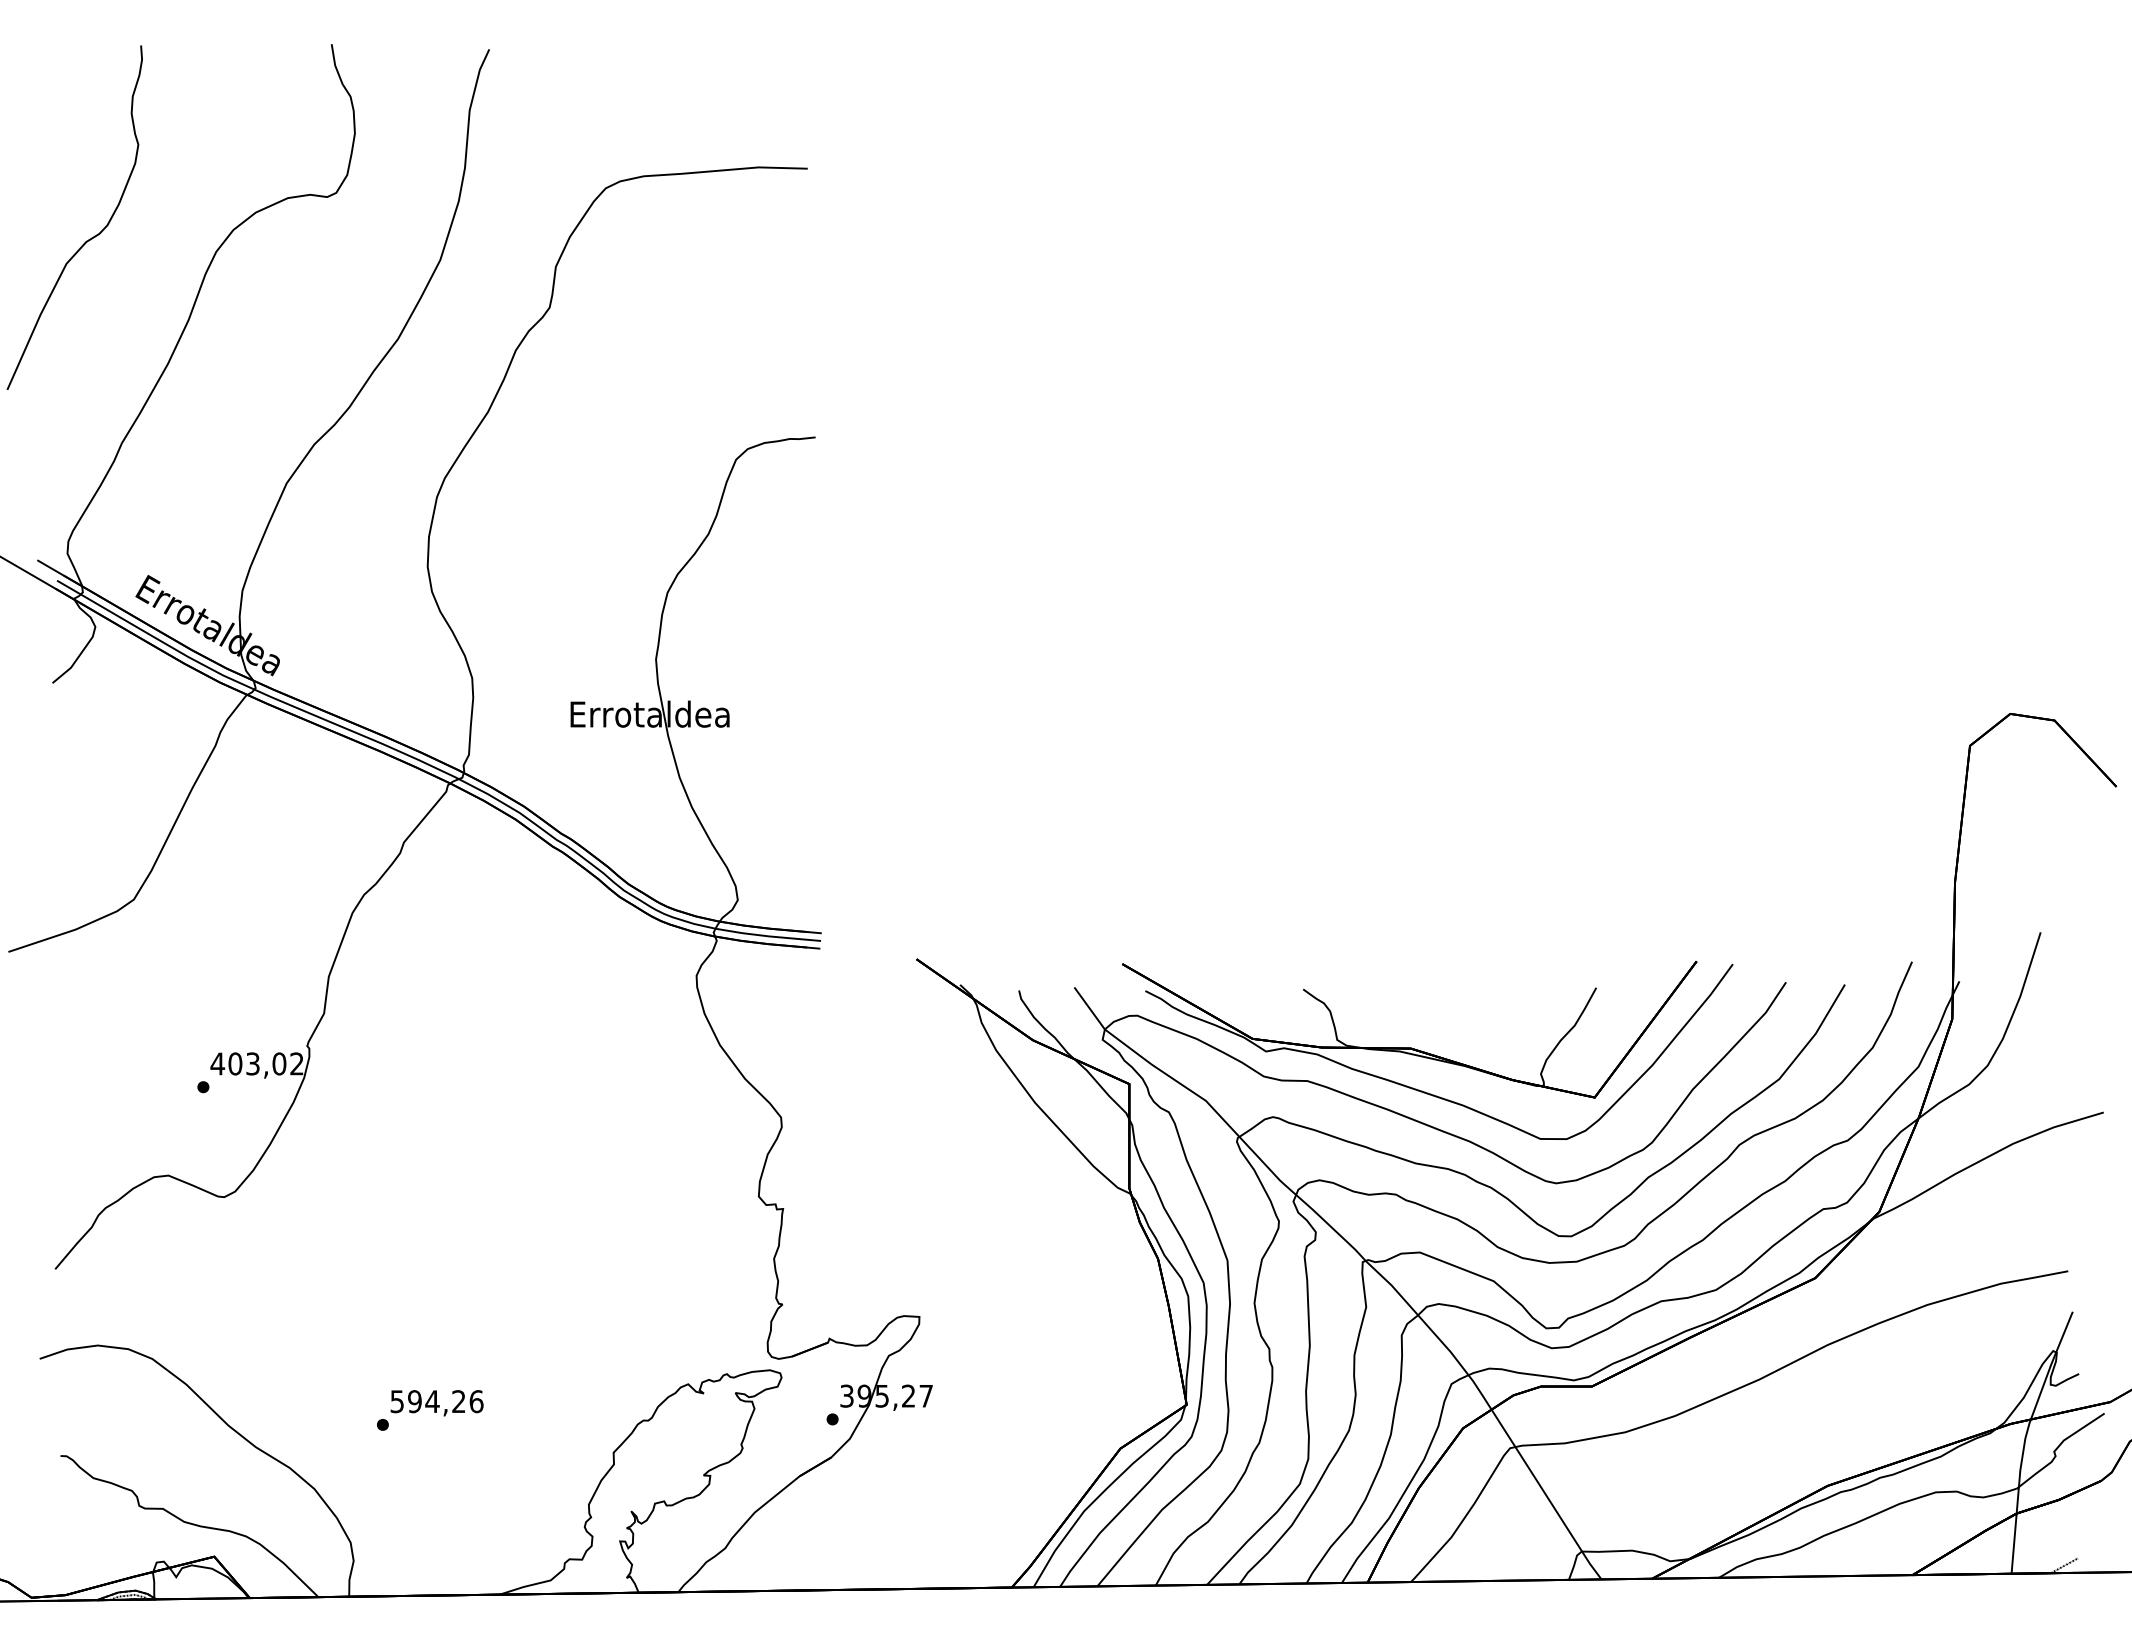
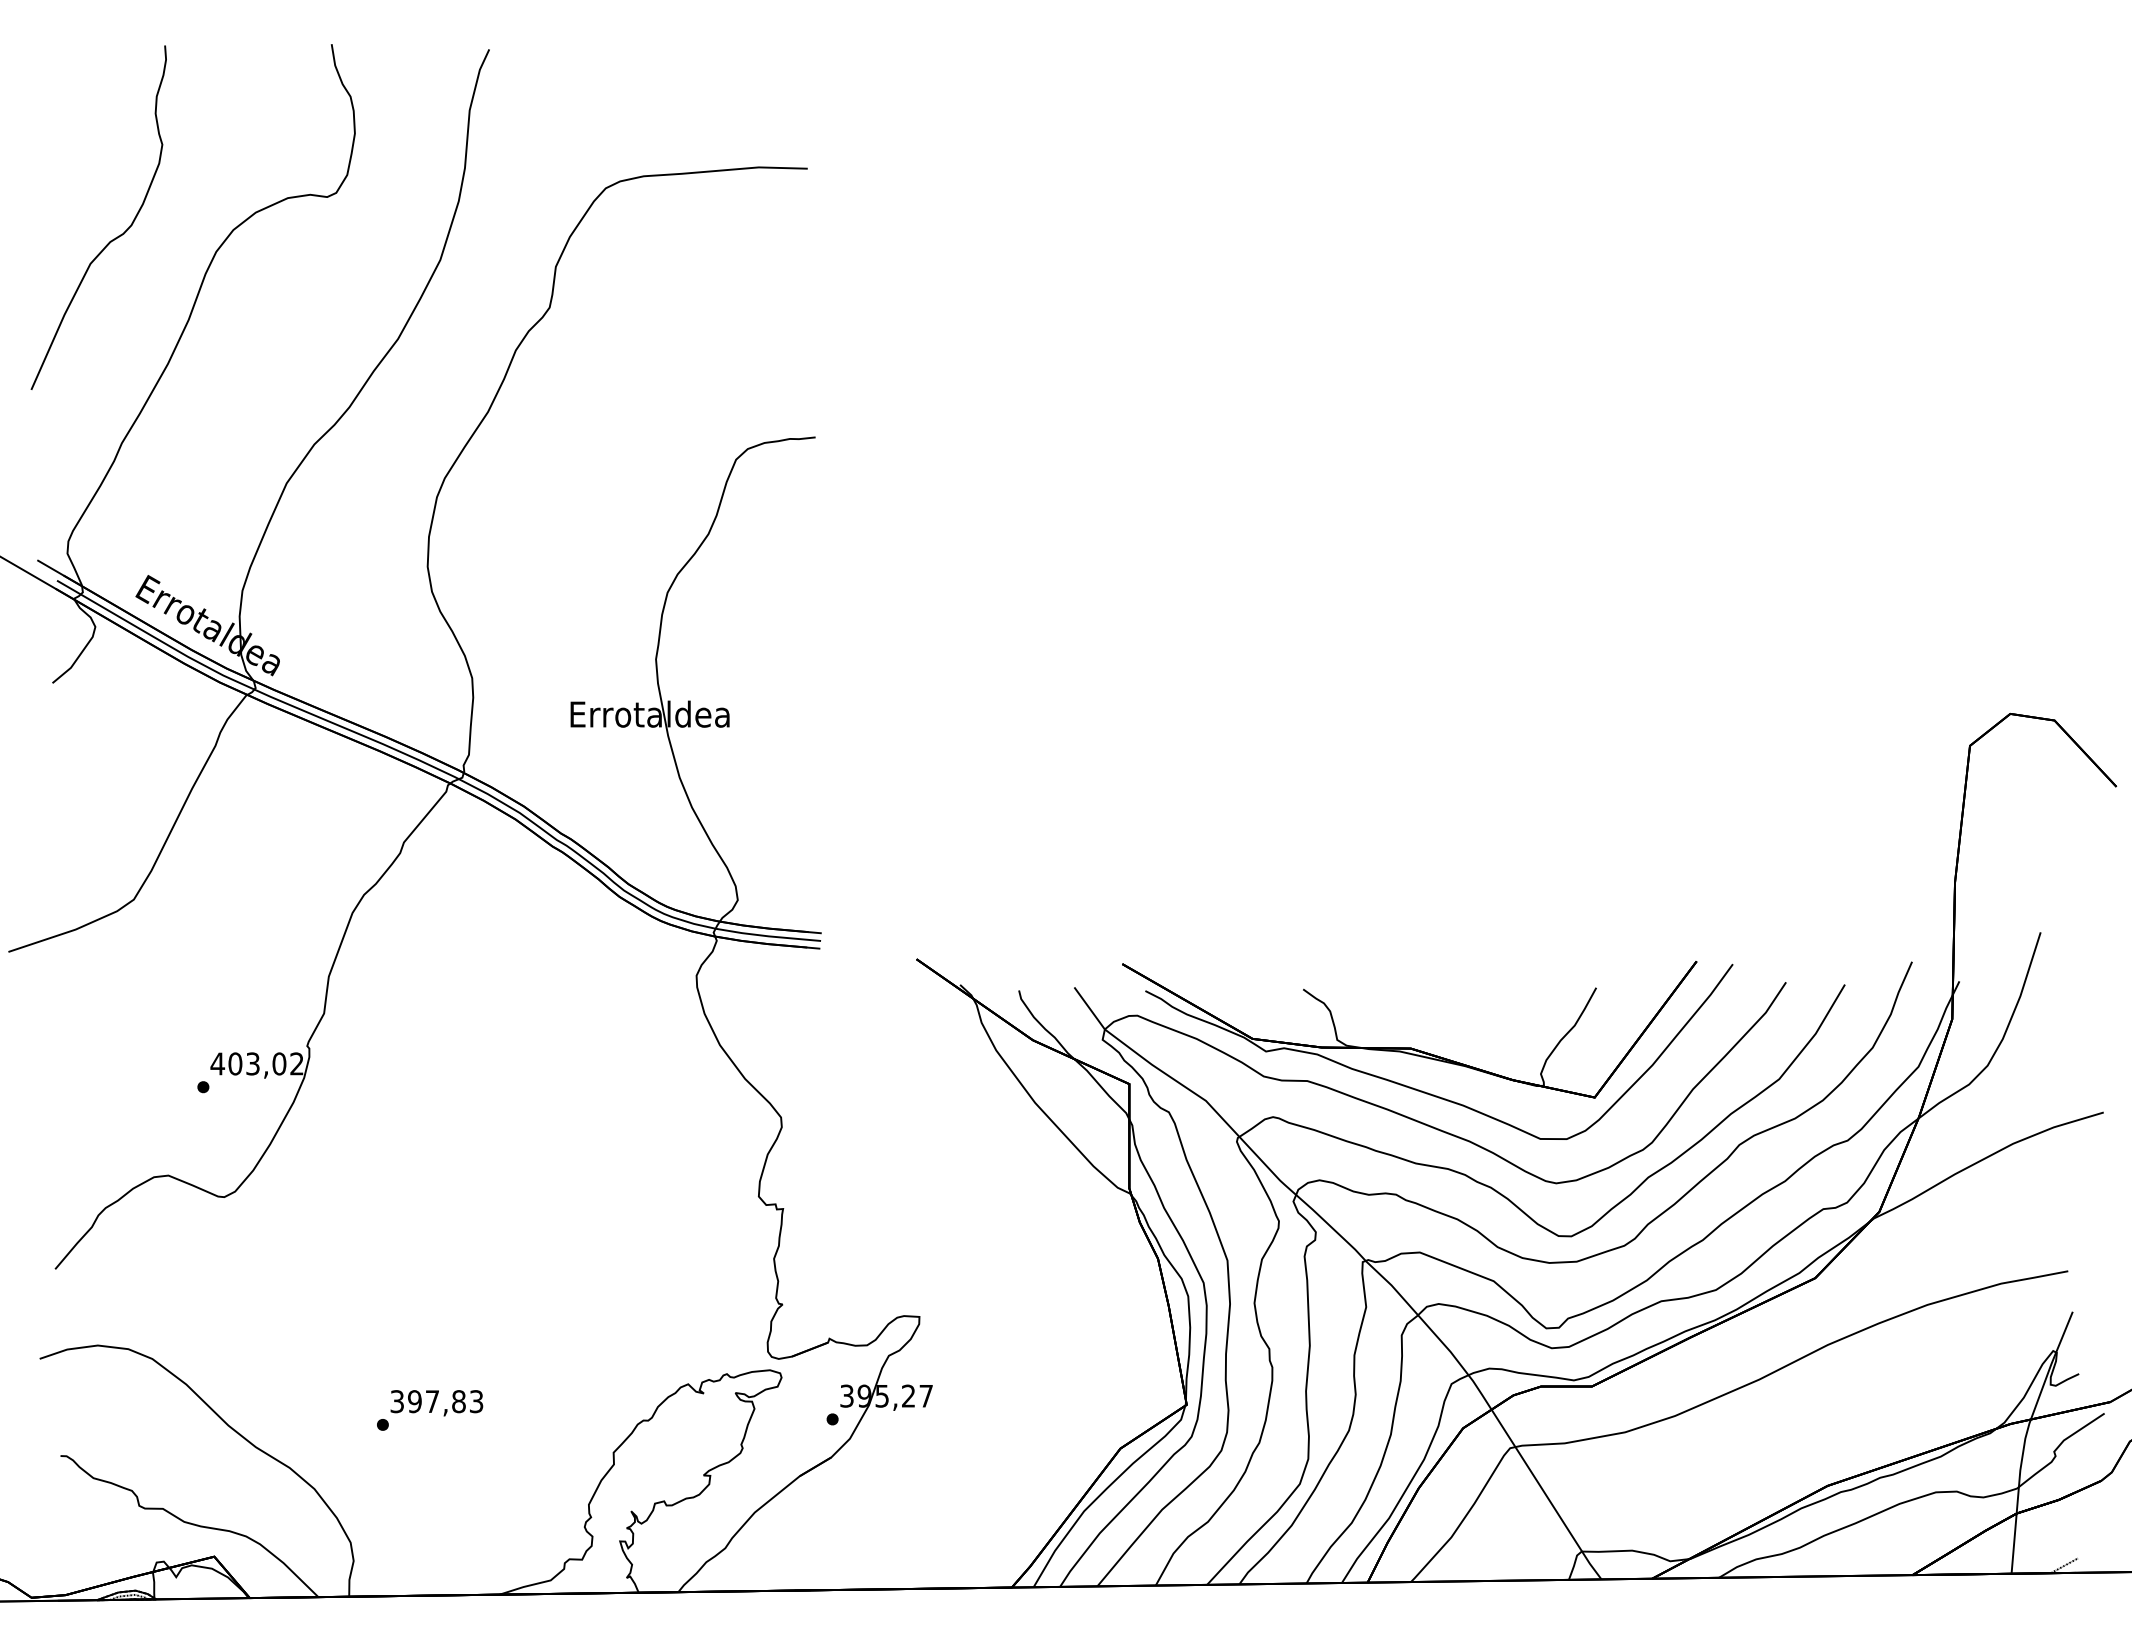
curve position: (89, 238) -> (113, 238) (113, 238)
text: 594,26 -> 397,83 (437, 1401)
